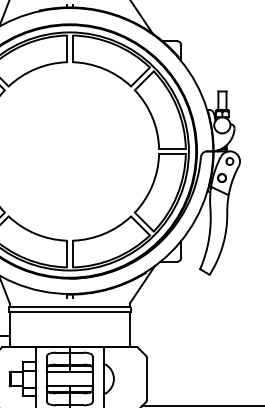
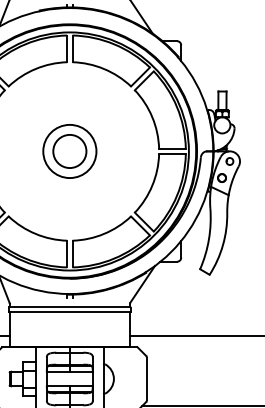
part: none -> present (69, 151)
line: none -> present (195, 336)
